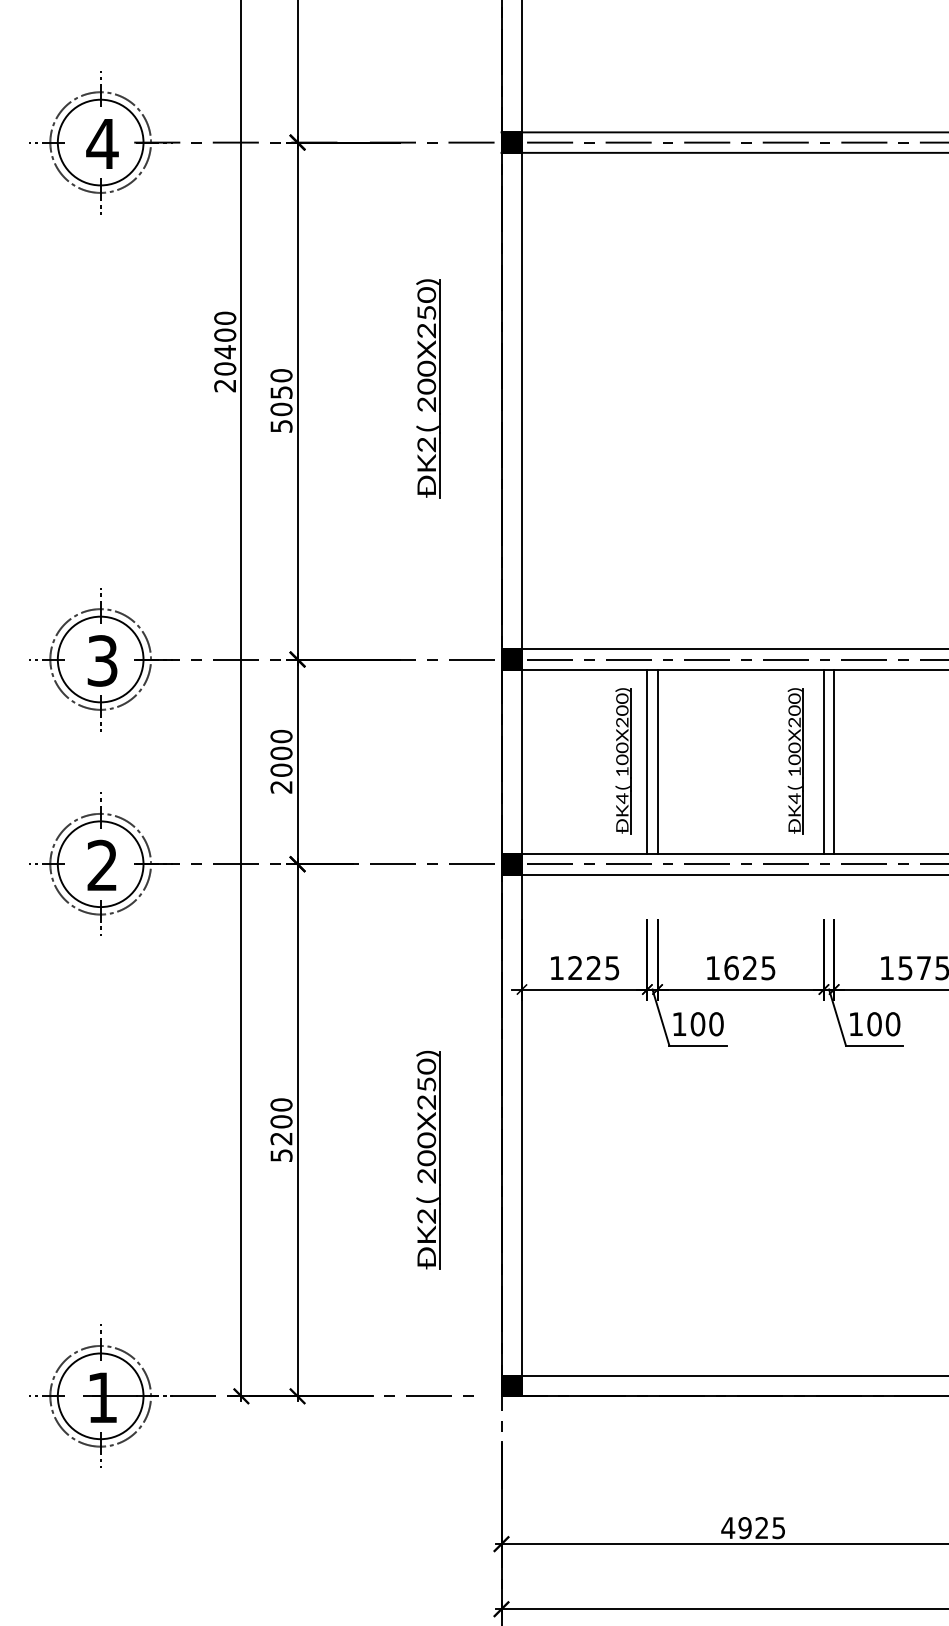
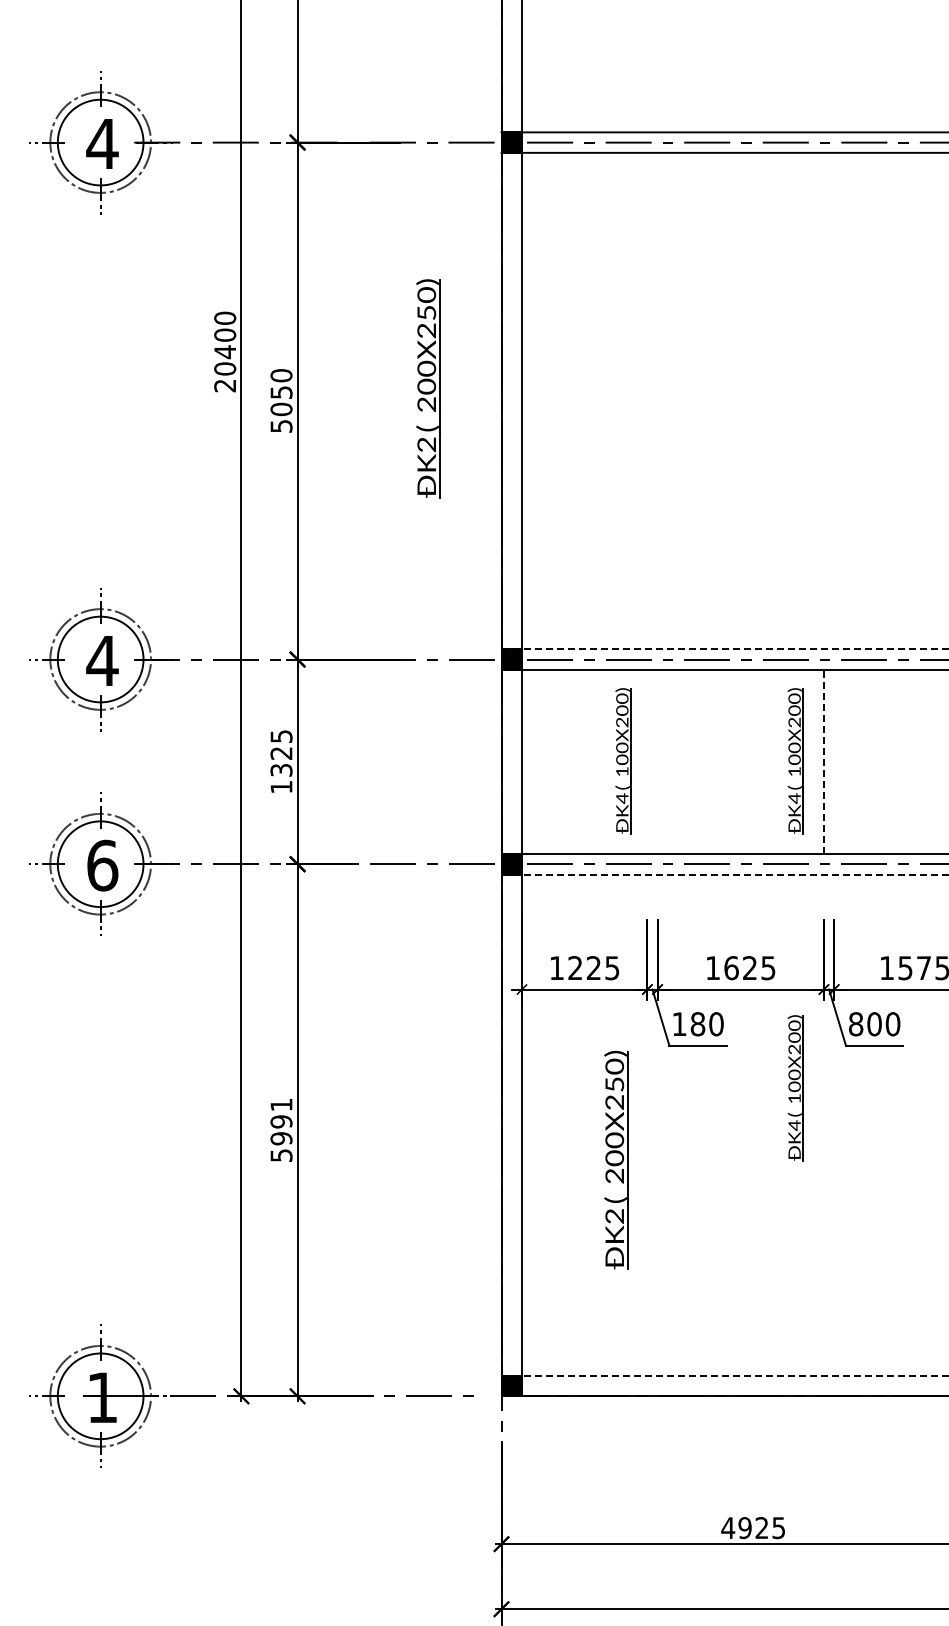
line: solid -> dashed (725, 649)
text: 3 -> 4 (102, 660)
text: 2000 -> 1325 (281, 761)
line: present -> none (647, 761)
line: present -> none (657, 761)
line: solid -> dashed (823, 761)
line: present -> none (834, 761)
text: 2 -> 6 (102, 865)
line: solid -> dashed (725, 874)
text: 100 -> 180 (697, 1023)
text: 100 -> 800 (856, 1024)
part: none -> present (795, 1088)
text: 5200 -> 5991 (281, 1121)
part position: (428, 1159) -> (616, 1159) (616, 1159)
line: solid -> dashed (725, 1375)
